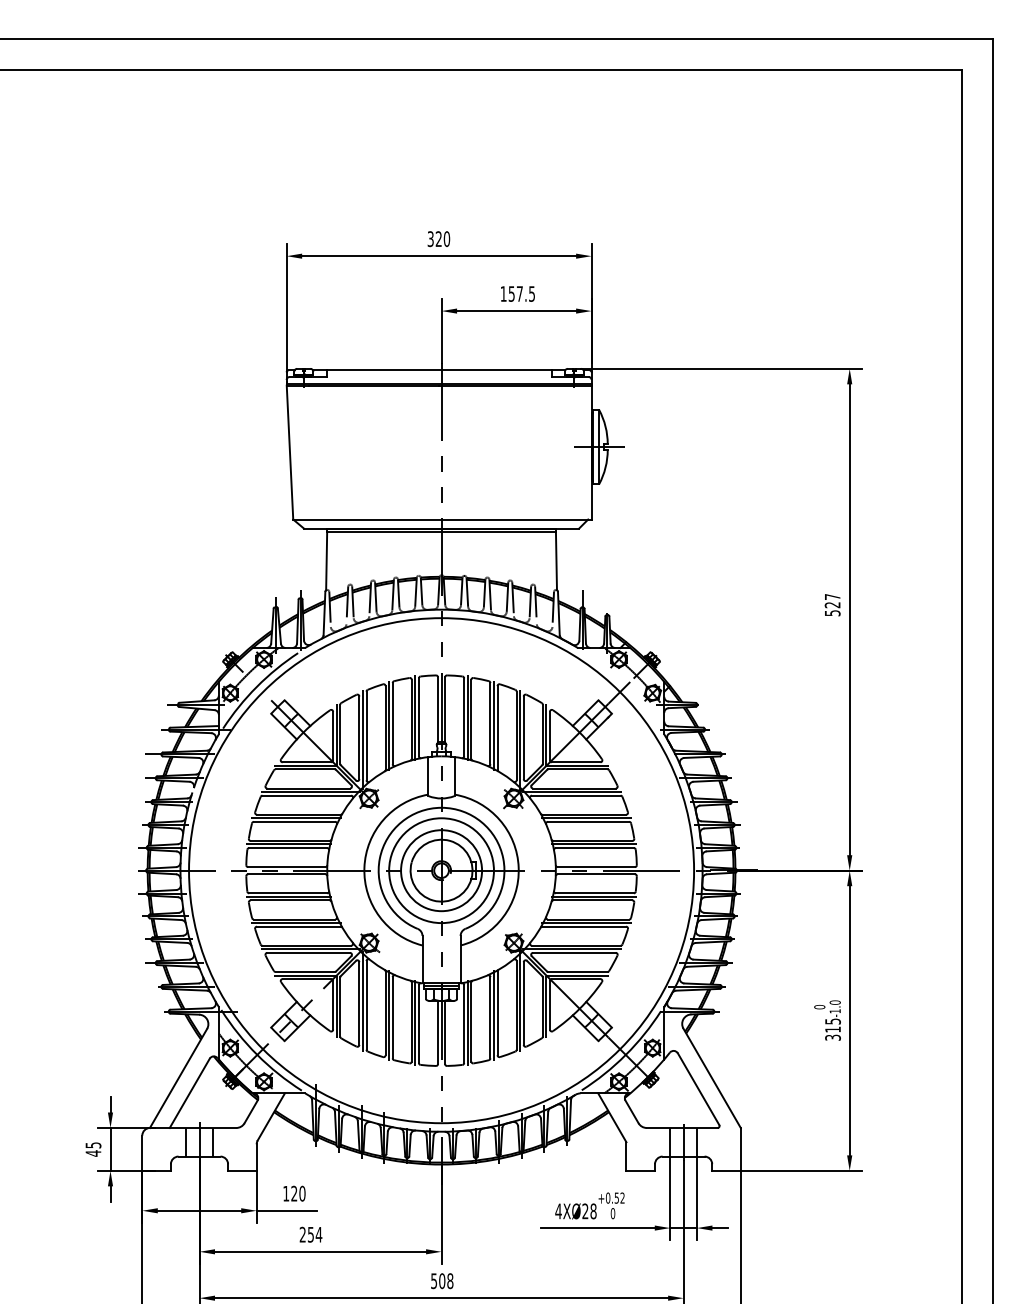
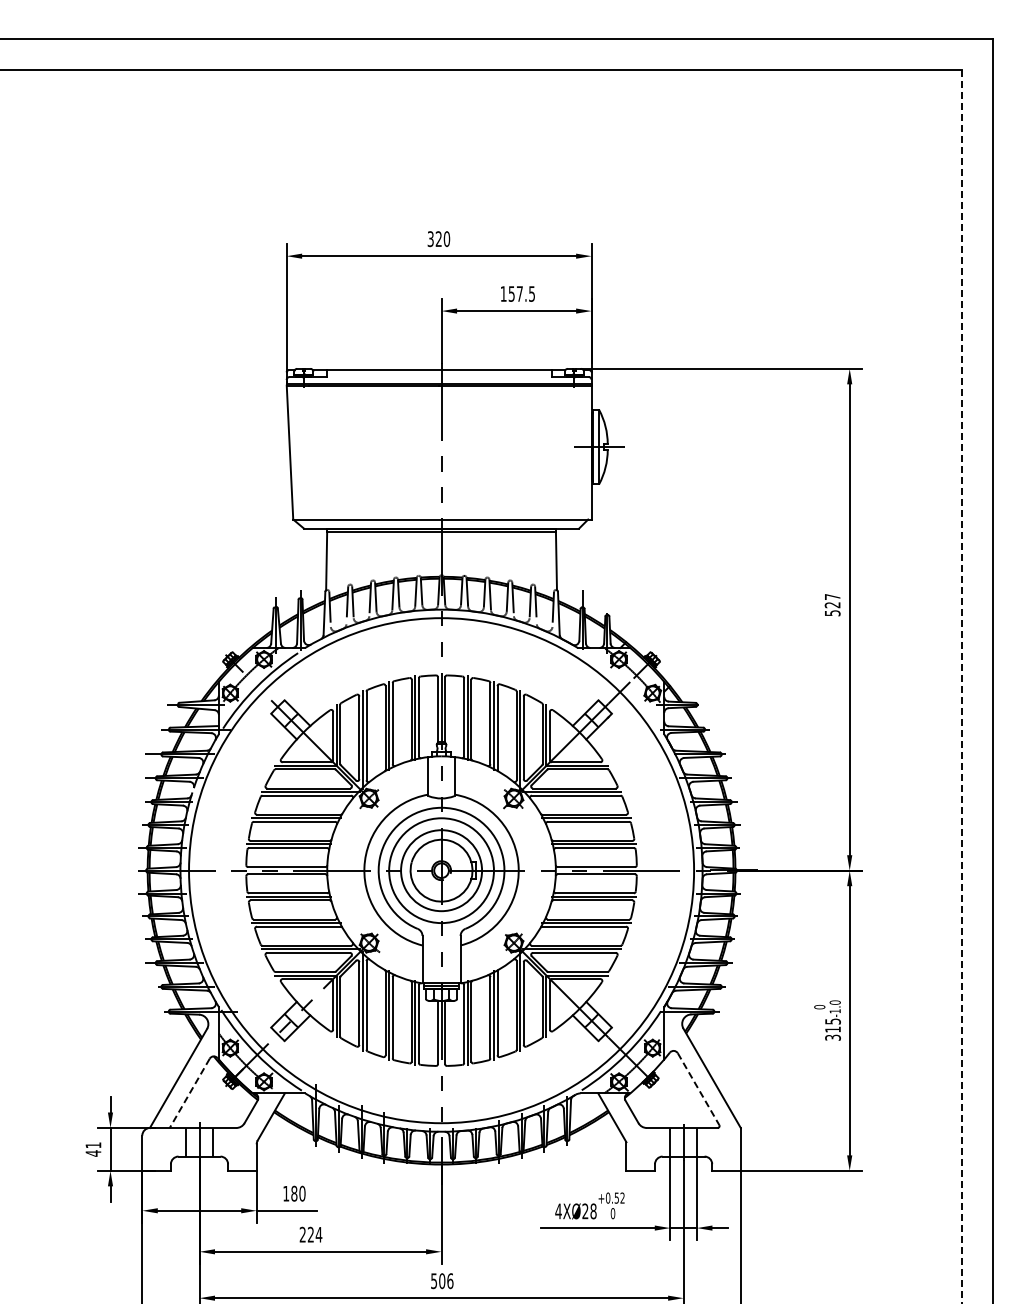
line: solid -> dashed (962, 686)
line: solid -> dashed (698, 1089)
line: solid -> dashed (189, 1093)
text: 45 -> 41 (93, 1145)
text: 120 -> 180 (294, 1193)
text: 254 -> 224 (310, 1234)
text: 508 -> 506 (450, 1280)
